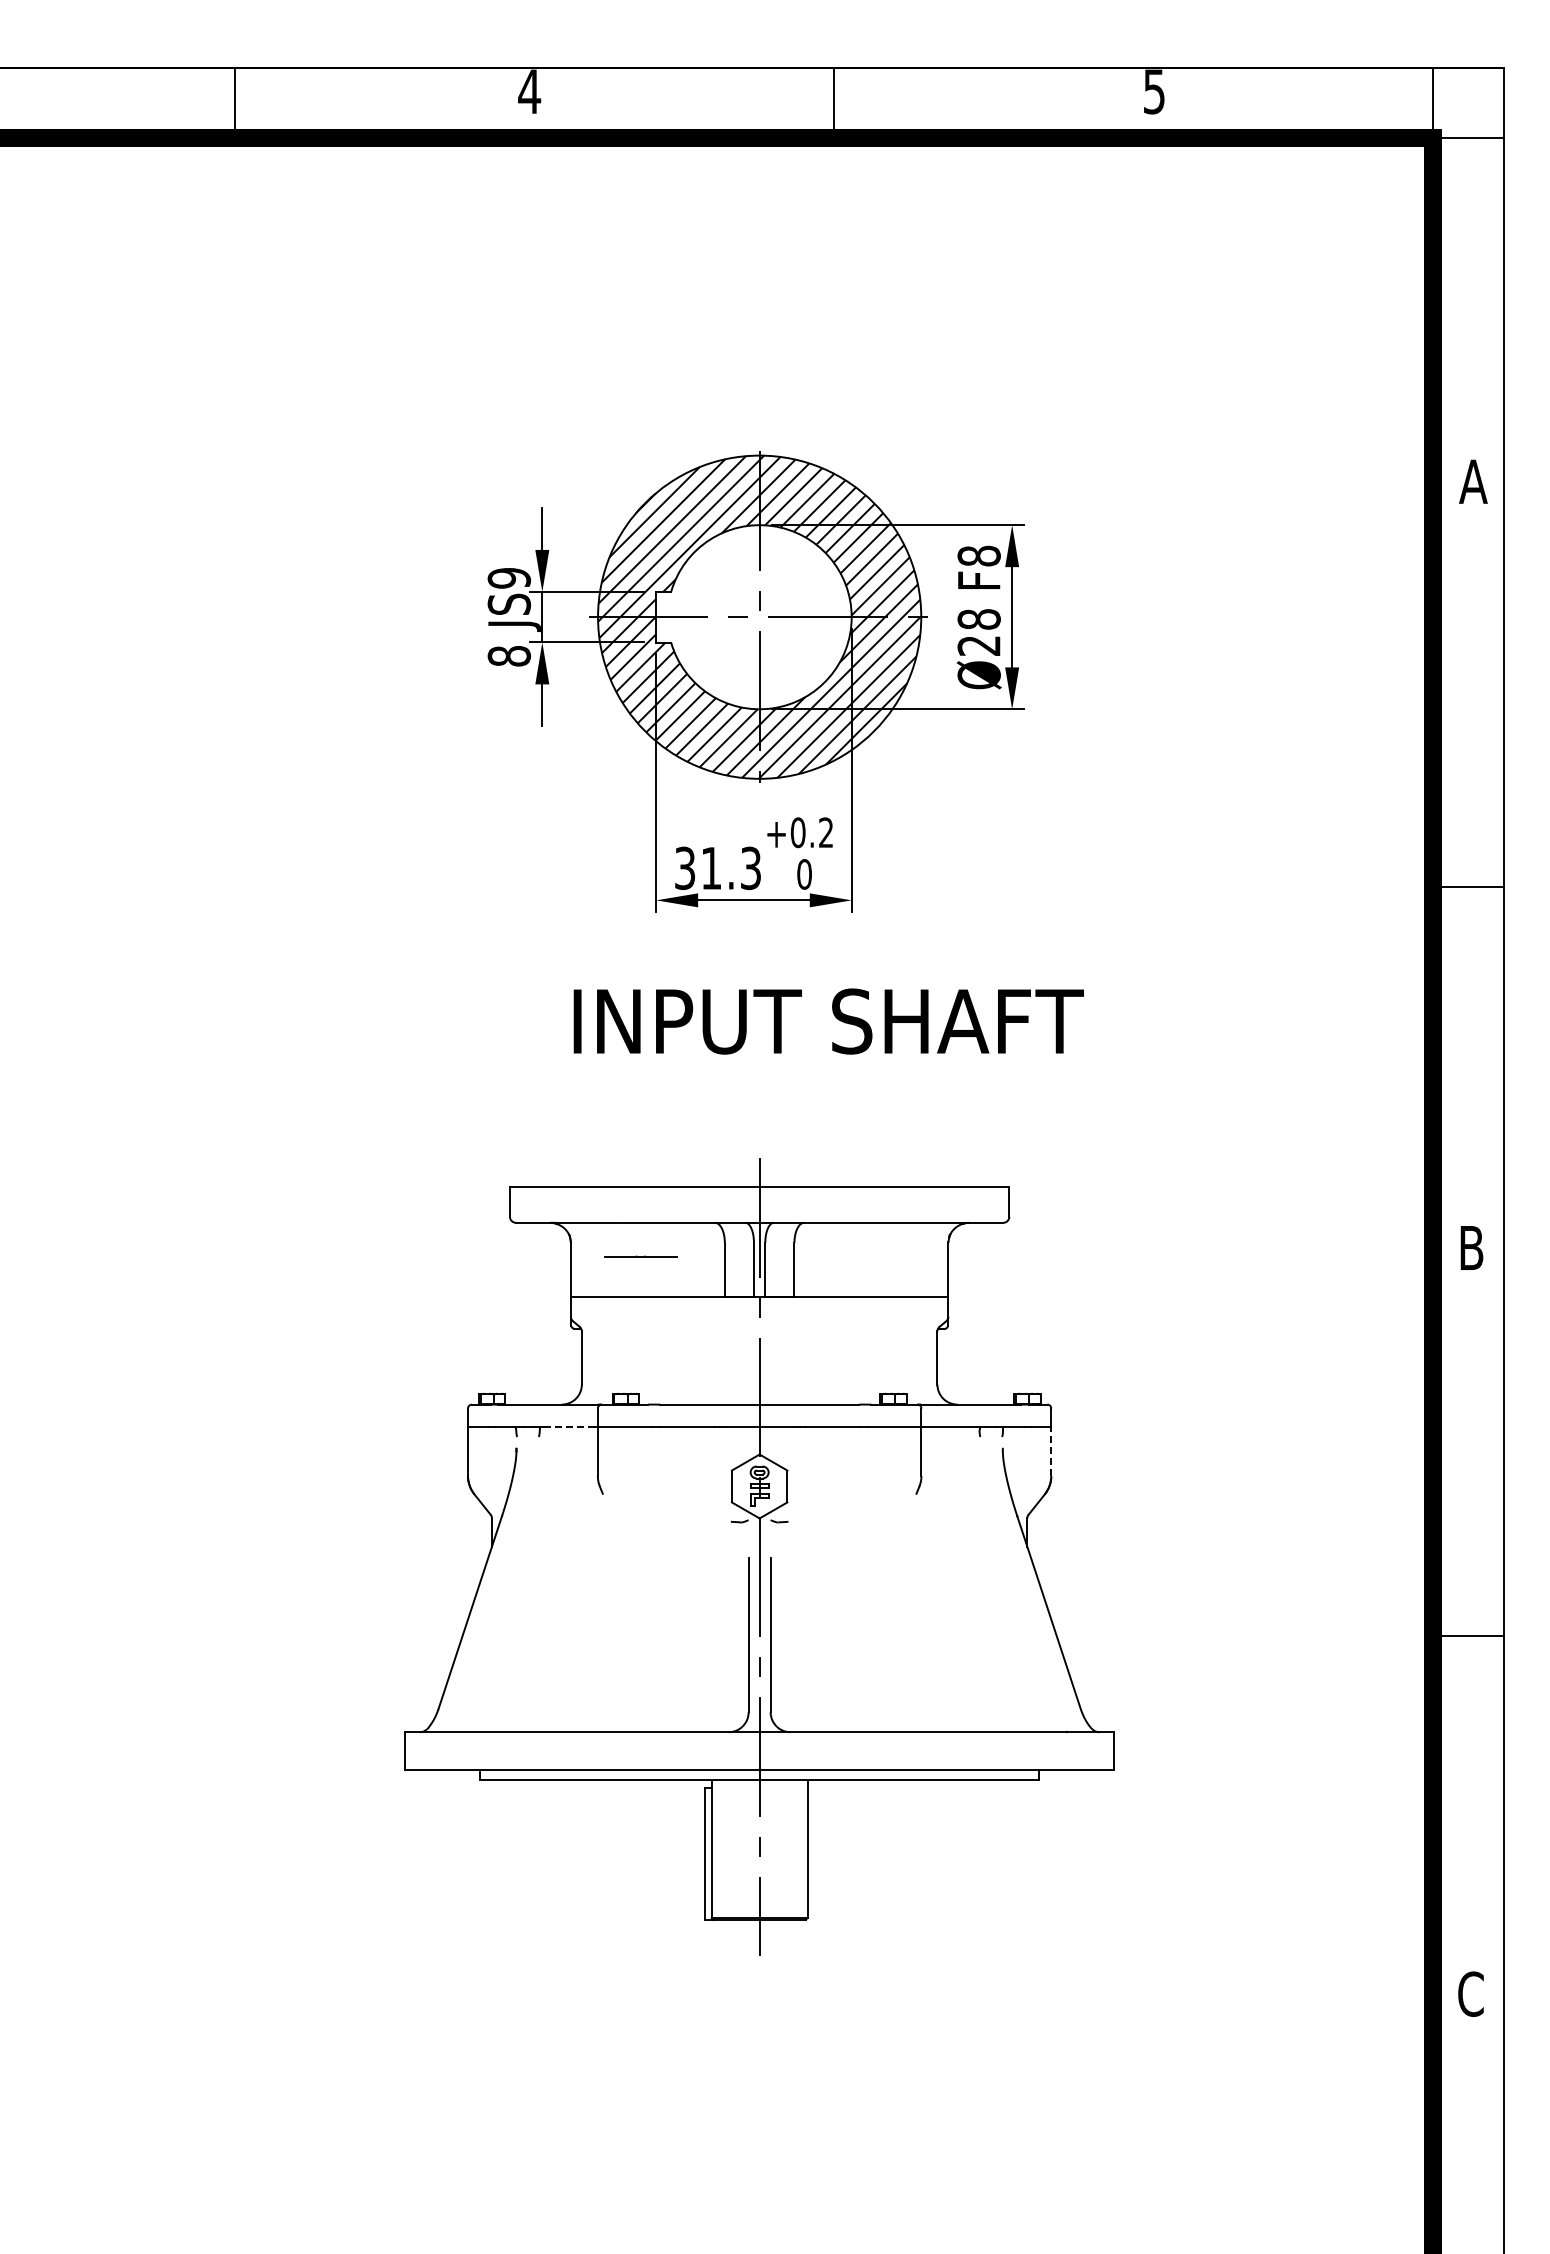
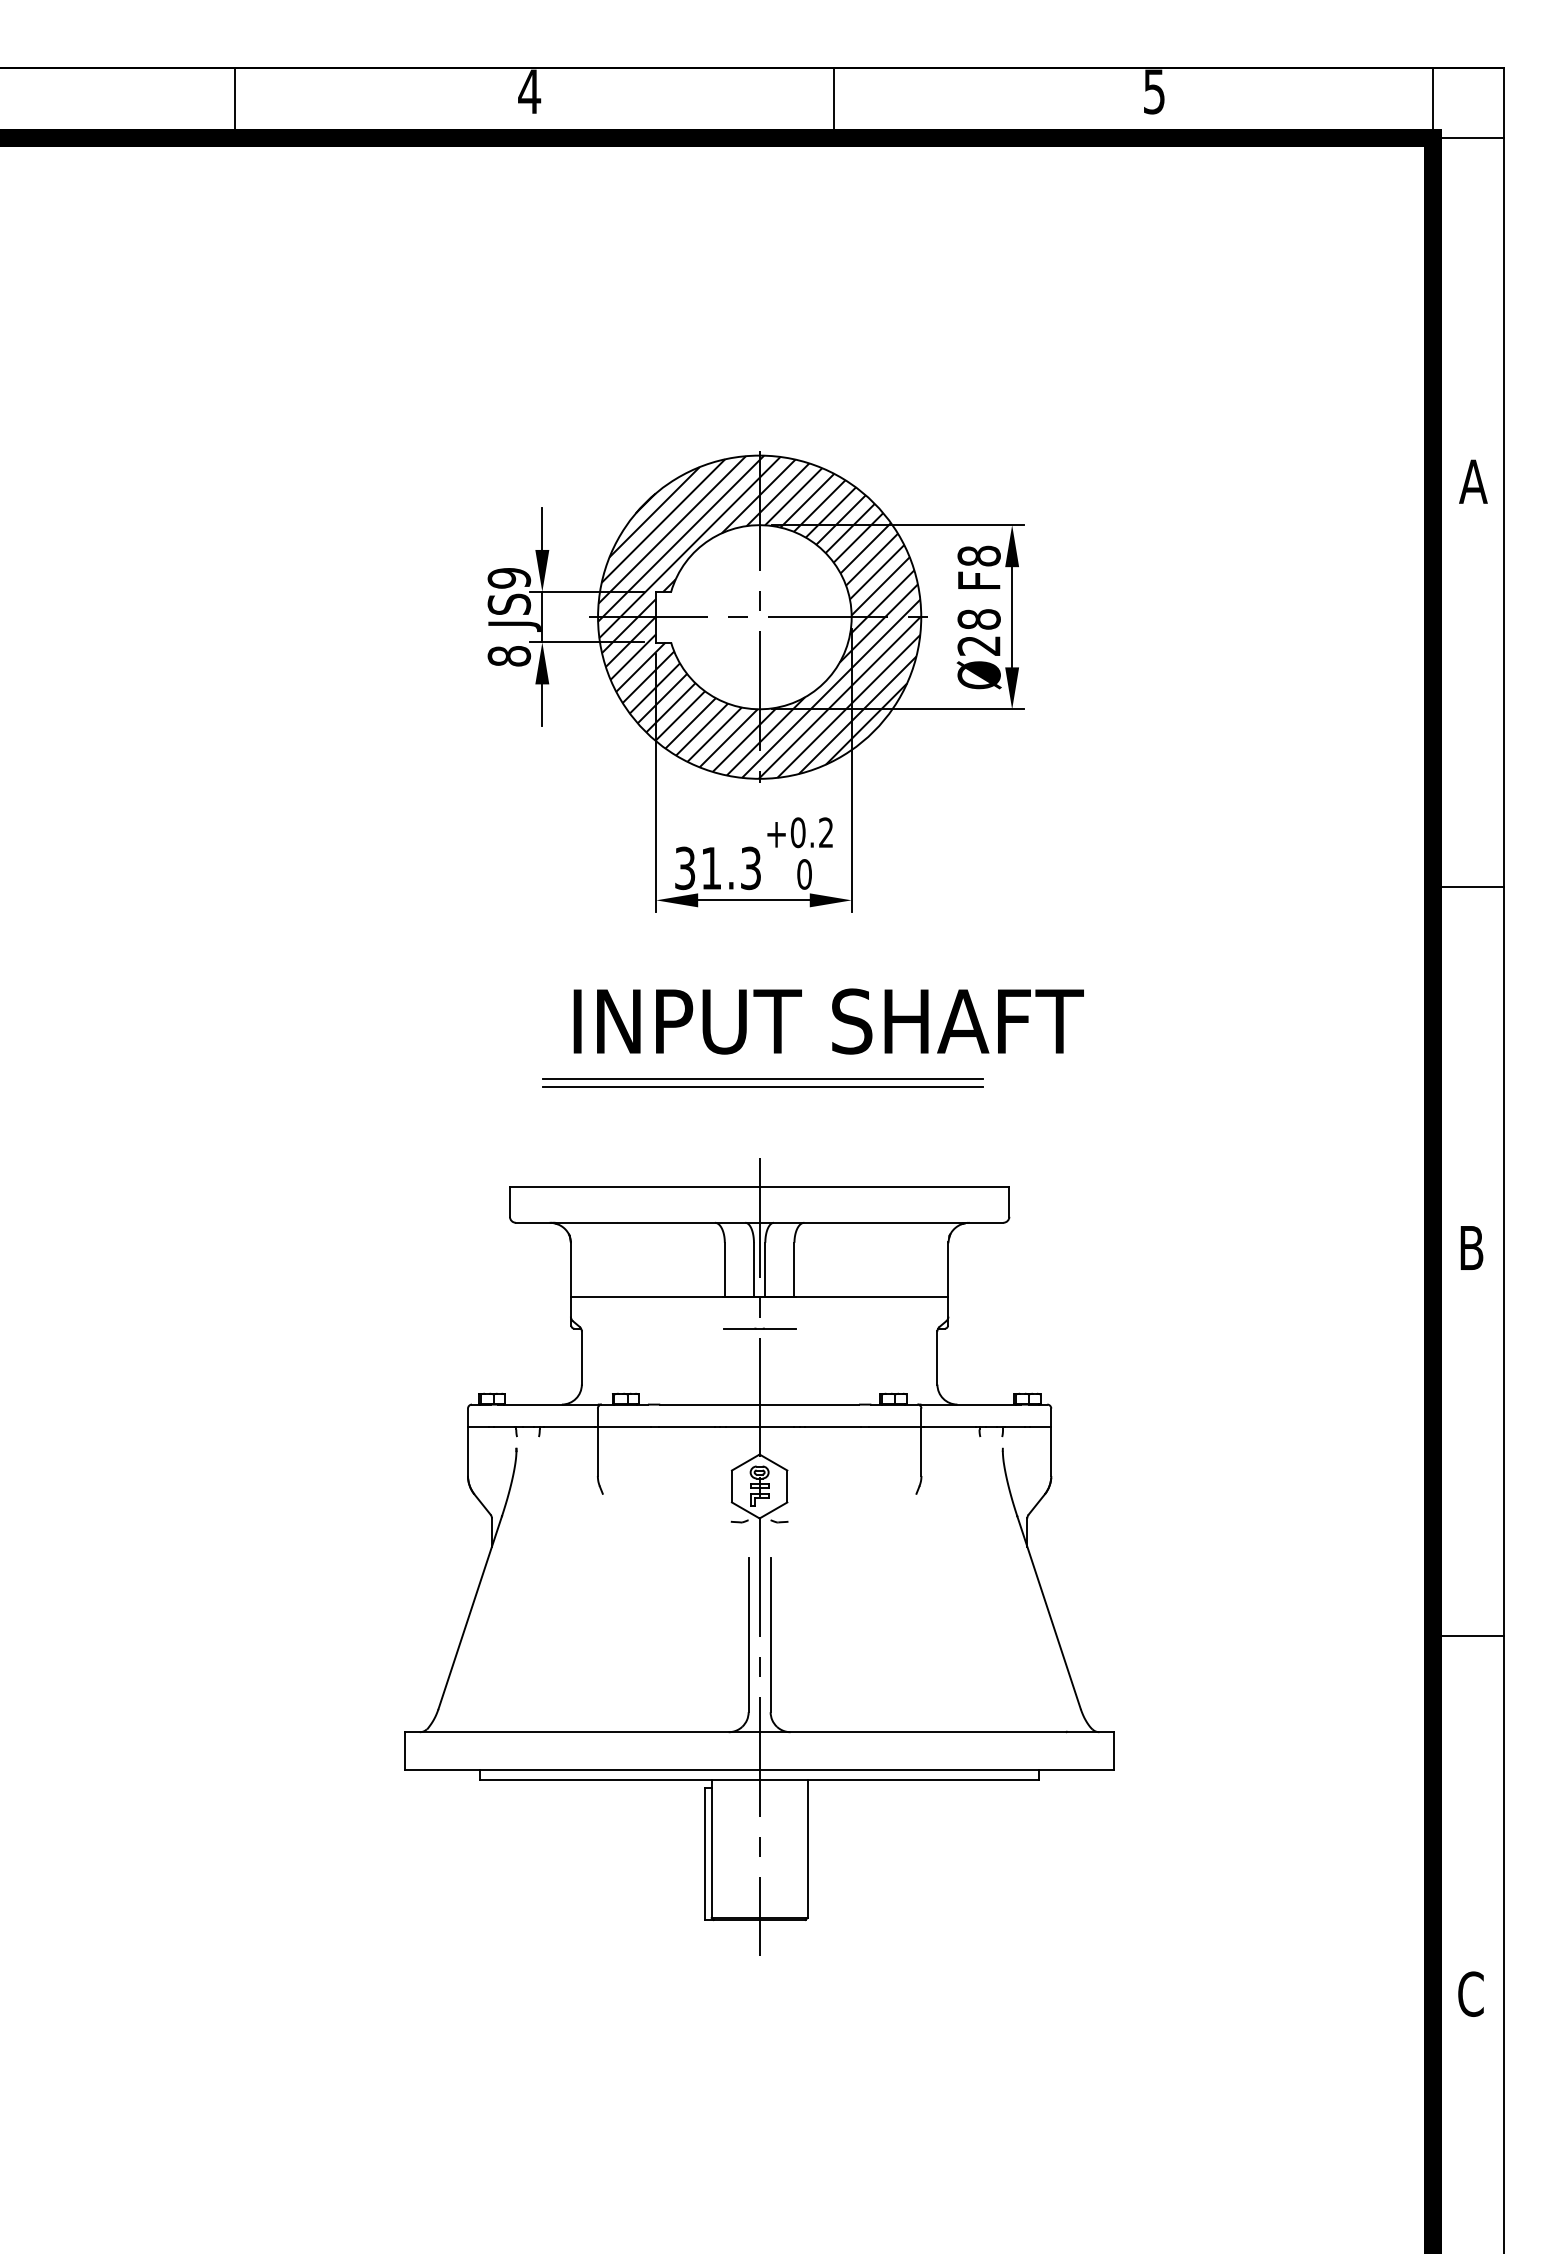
line: none -> present (762, 1078)
line: none -> present (762, 1086)
line position: (640, 1256) -> (759, 1328) (759, 1328)
line: dashed -> solid (569, 1426)
line: dashed -> solid (1051, 1451)
